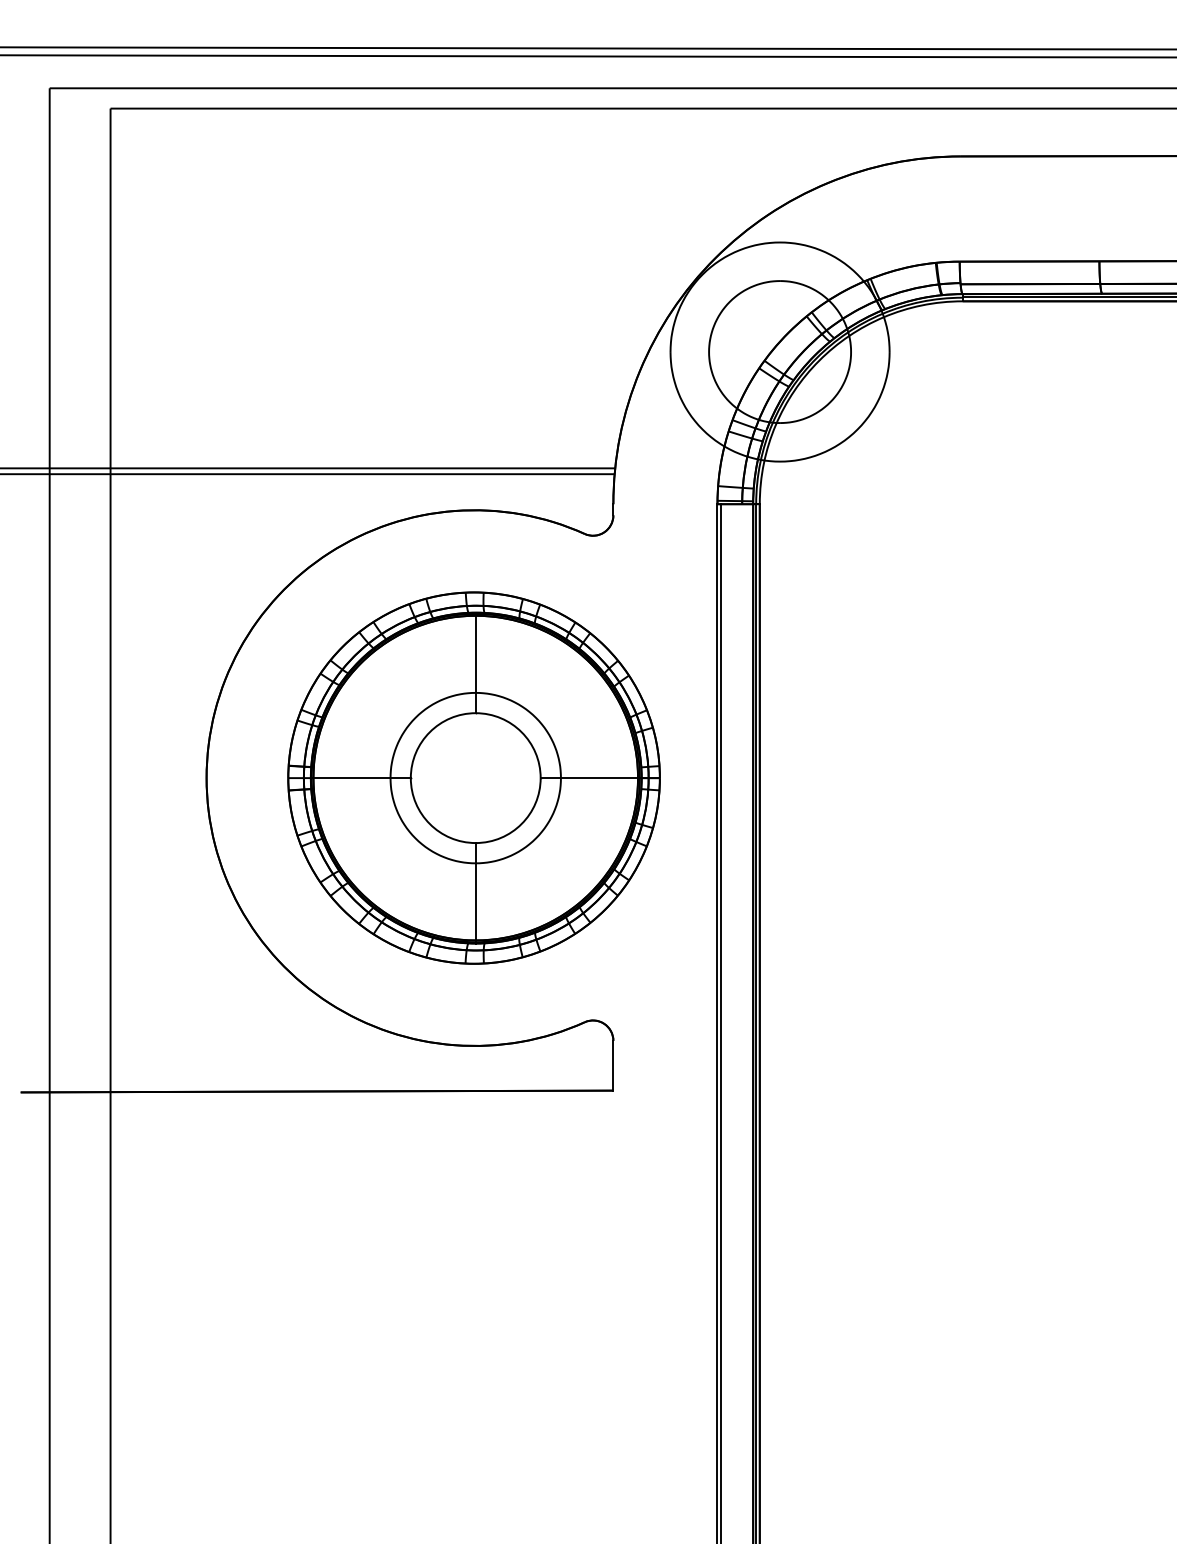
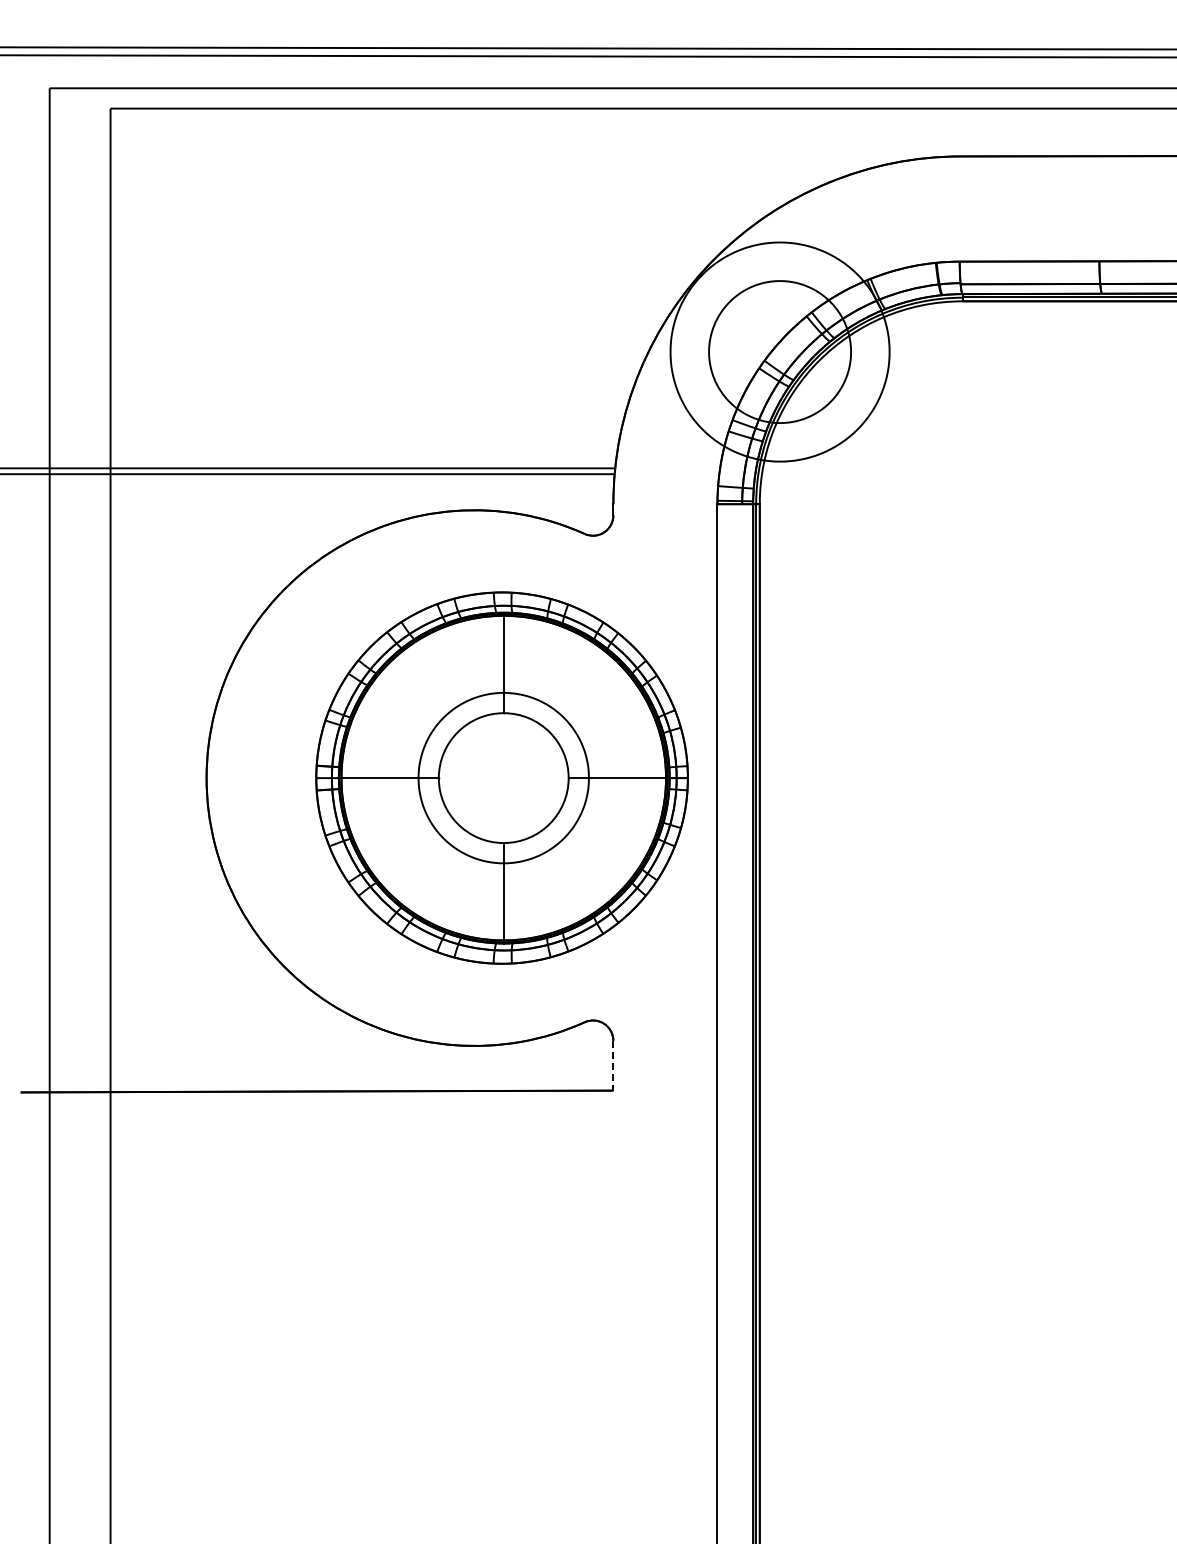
part position: (473, 777) -> (501, 777) (501, 777)
line: present -> none (720, 1022)
line: solid -> dashed (613, 1065)
